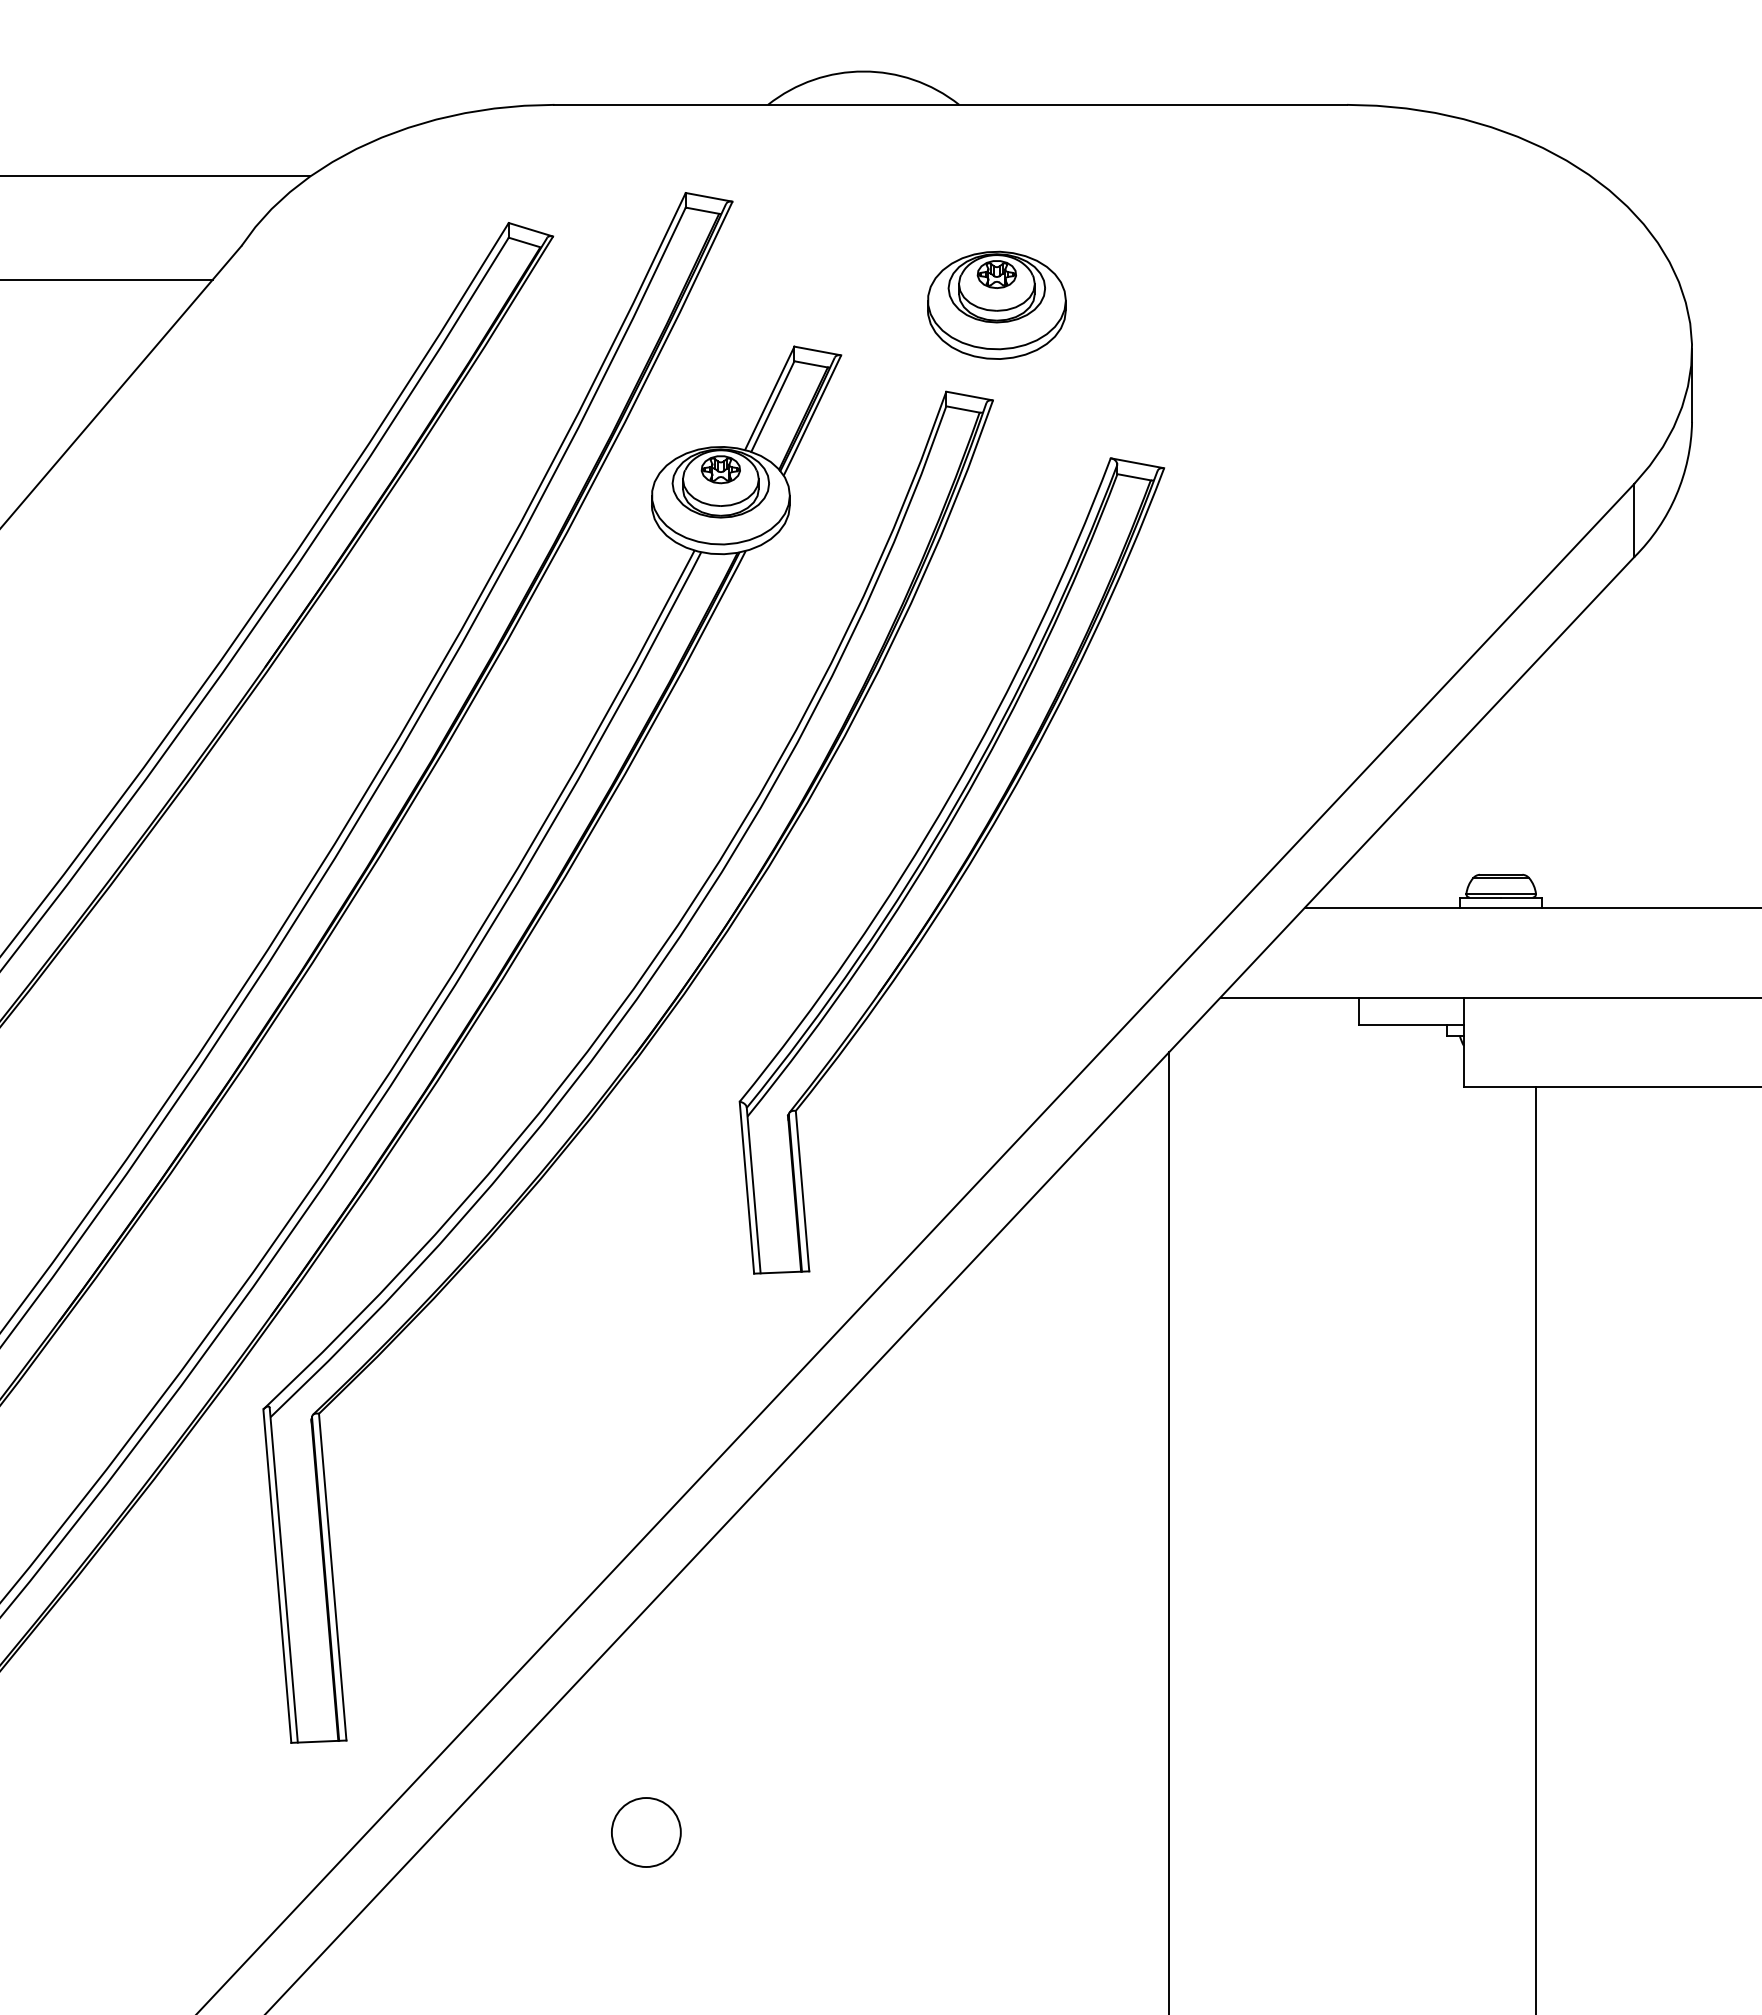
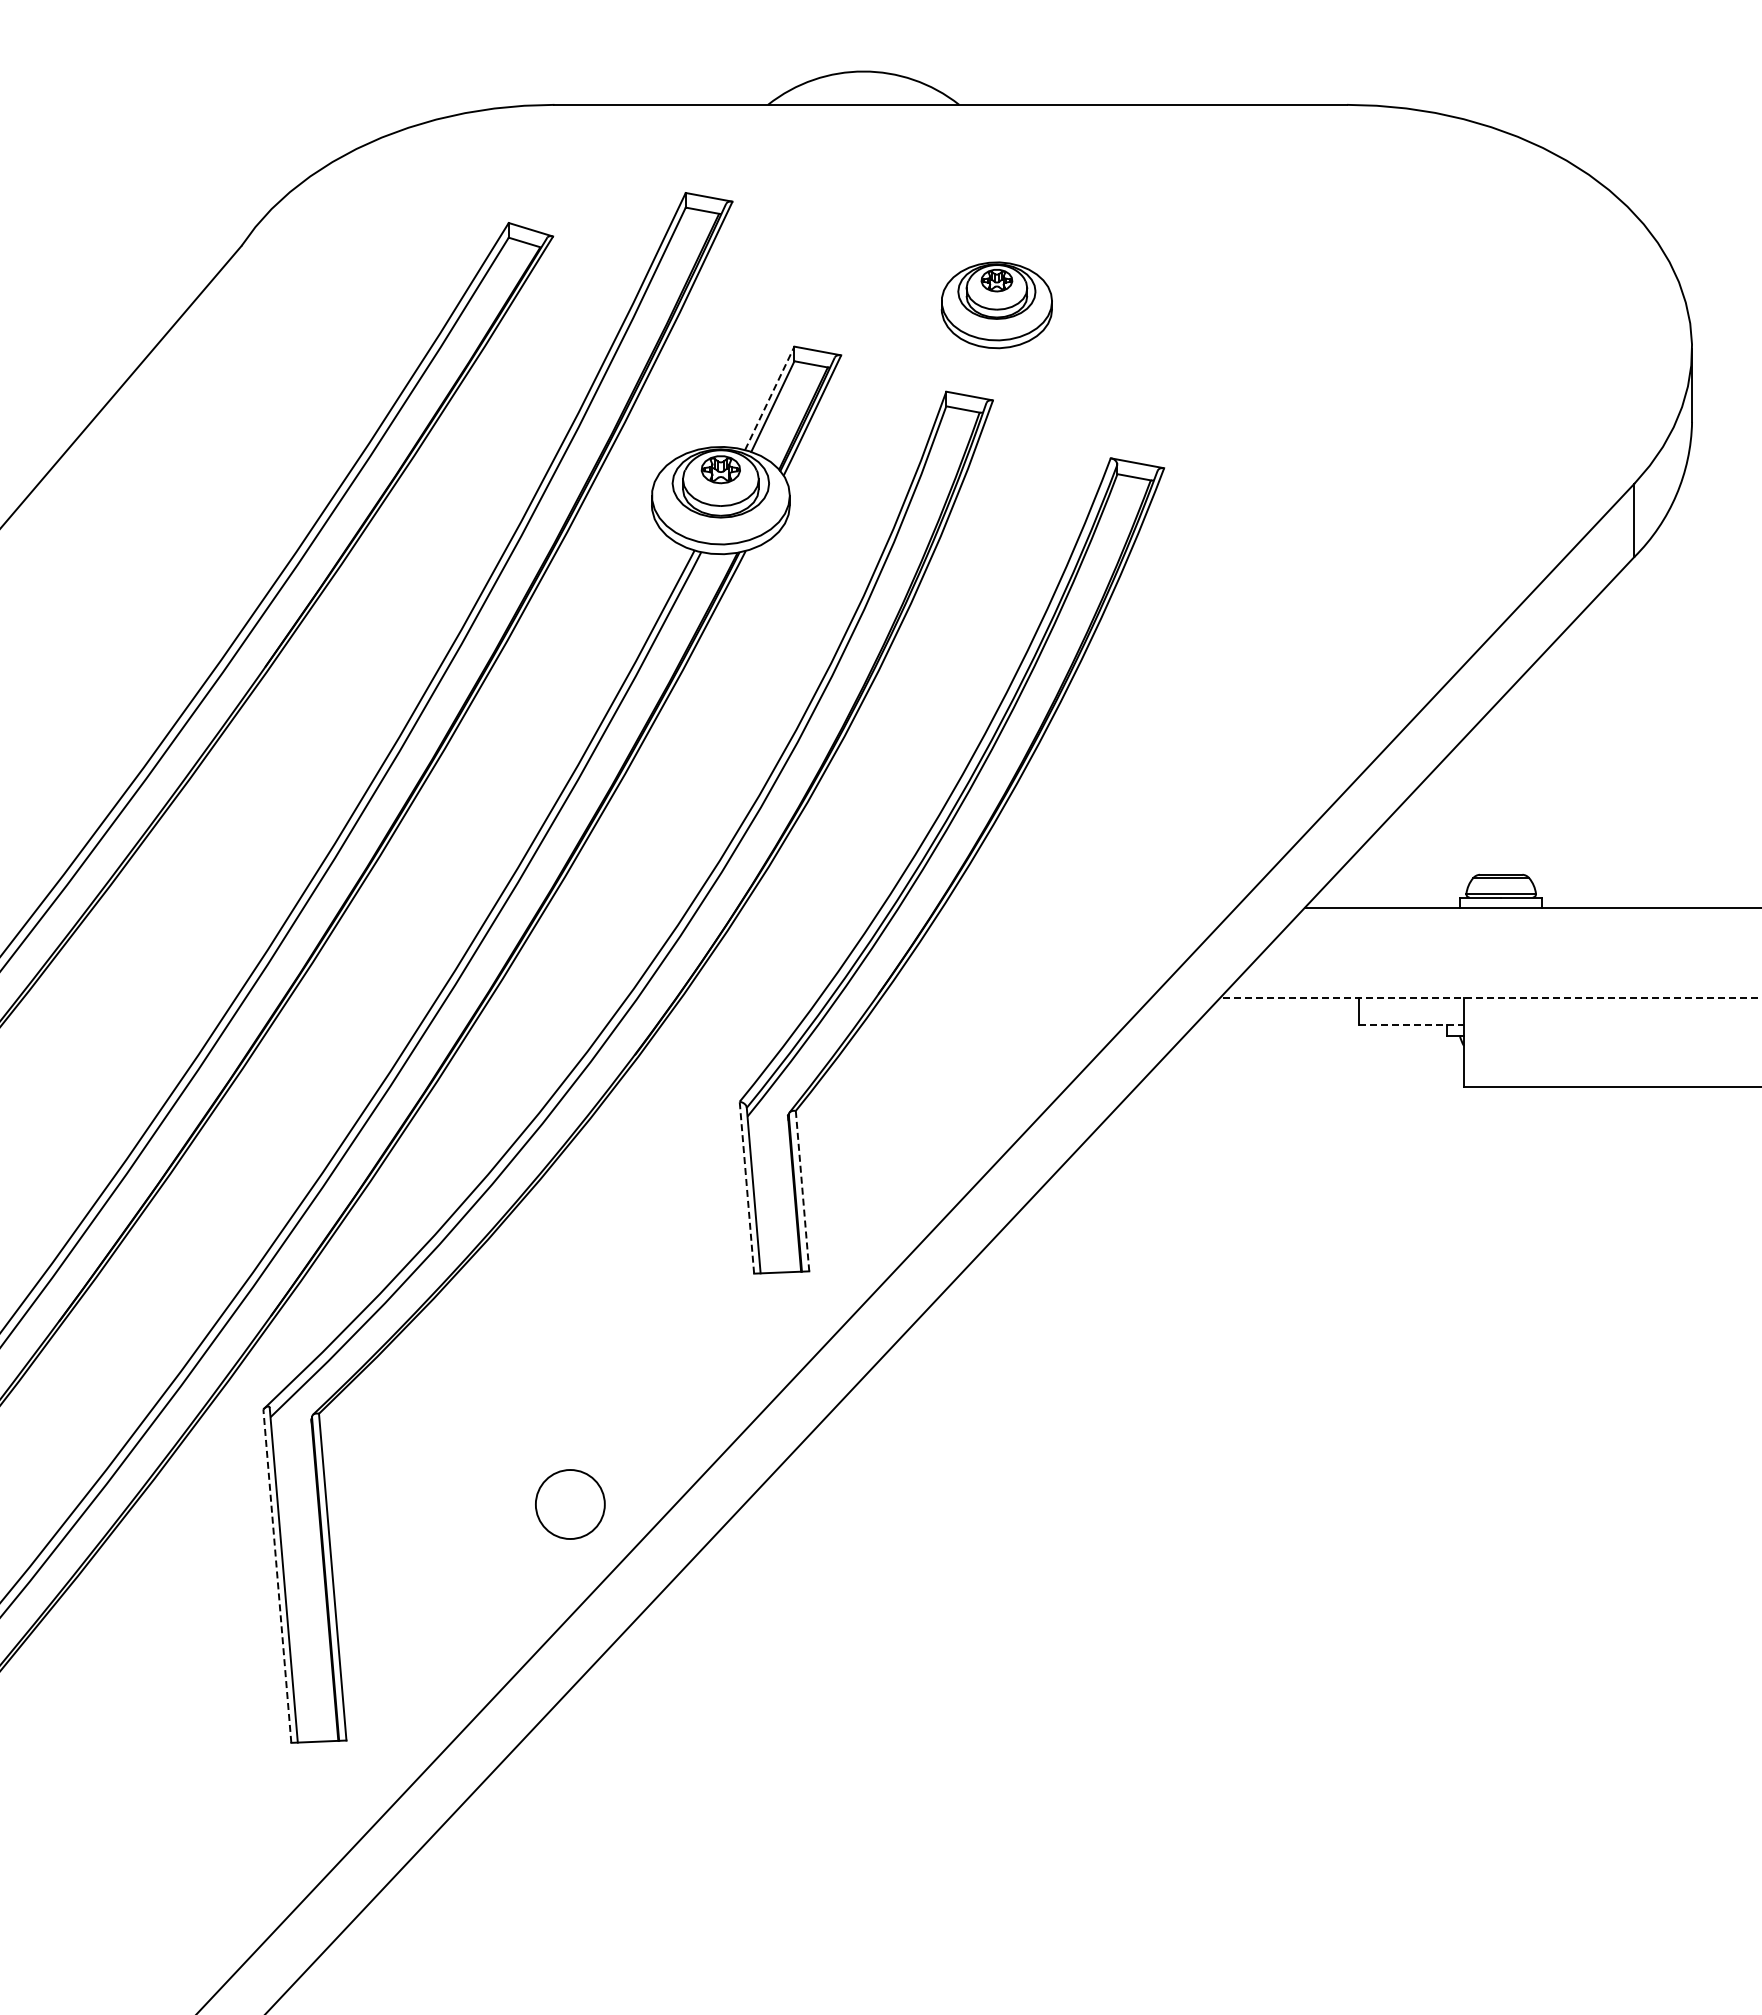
line: present -> none (156, 176)
line: present -> none (107, 279)
part size: 140x110 px -> 113x89 px (996, 305)
line: solid -> dashed (769, 397)
line: solid -> dashed (1490, 997)
line: solid -> dashed (1412, 1025)
line: solid -> dashed (746, 1187)
line: solid -> dashed (802, 1191)
line: present -> none (1169, 1531)
line: present -> none (1536, 1549)
line: solid -> dashed (277, 1575)
circle position: (646, 1832) -> (570, 1504) (570, 1504)
